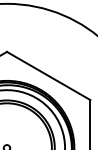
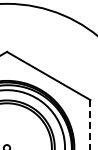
line: solid -> dashed (90, 124)
